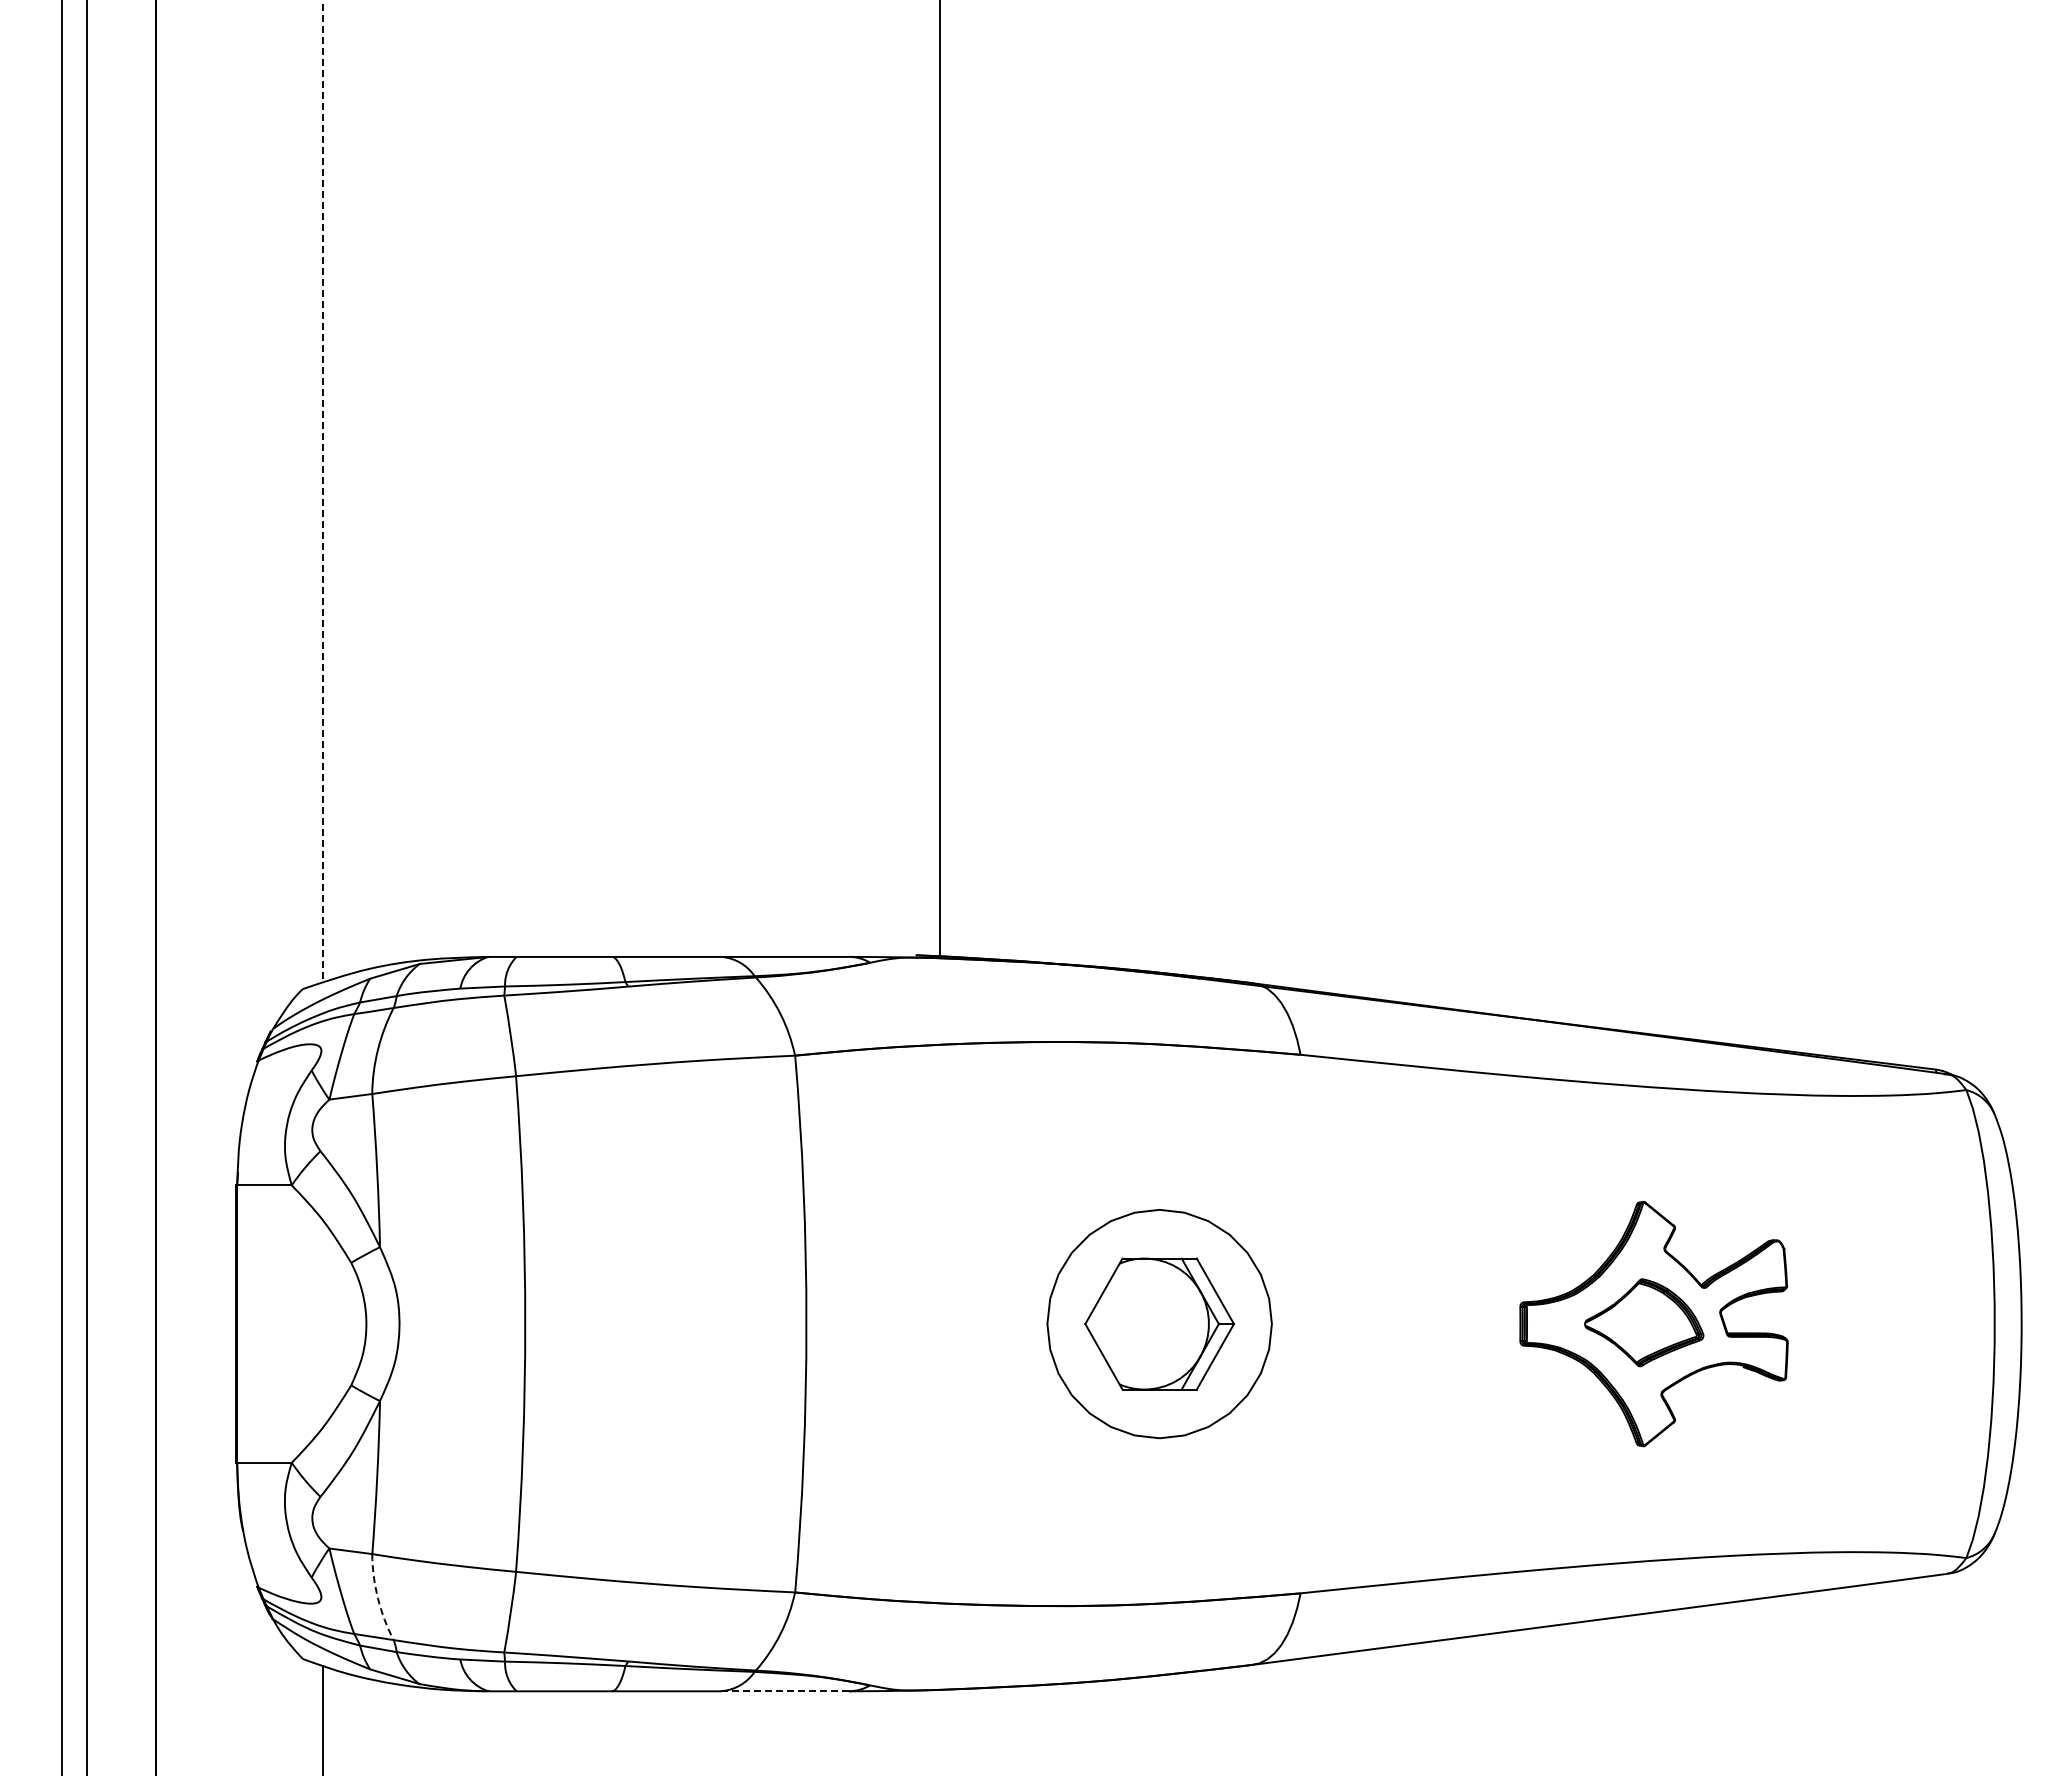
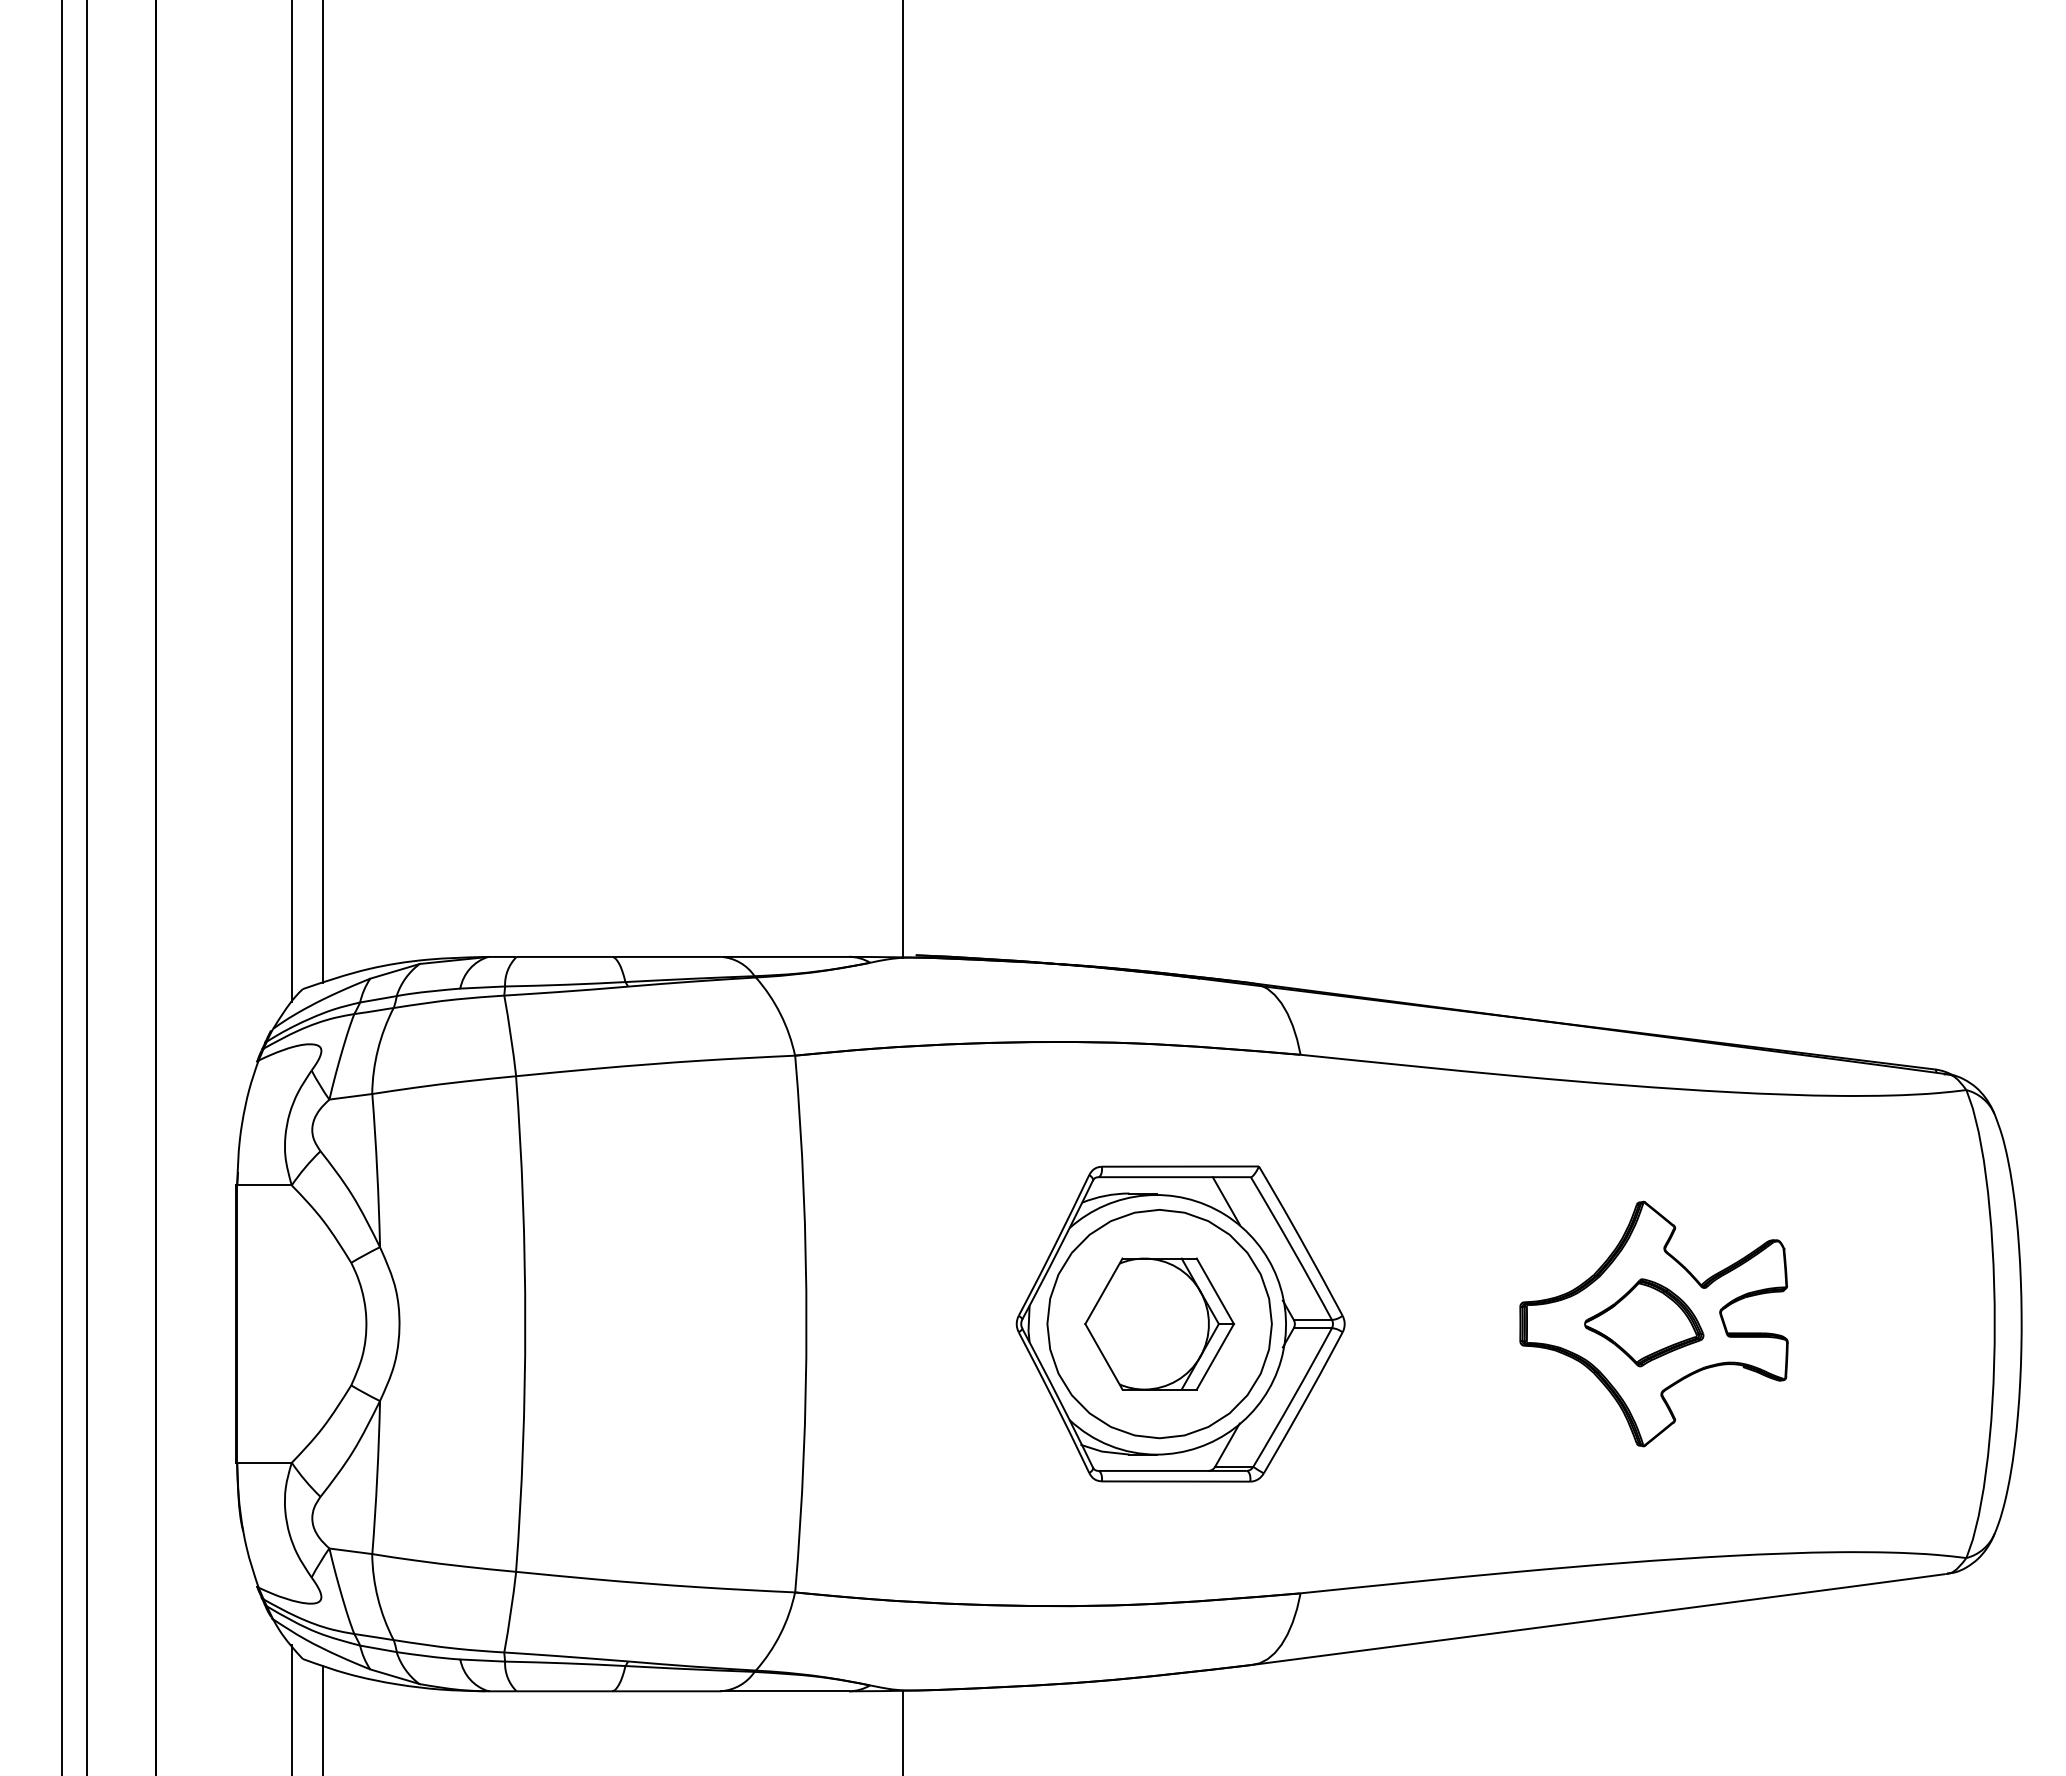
line position: (940, 479) -> (903, 479) (903, 479)
line: dashed -> solid (323, 491)
line: none -> present (291, 502)
part: none -> present (1180, 1323)
arc: dashed -> solid (377, 1598)
line: dashed -> solid (785, 1691)
line: none -> present (291, 1708)
line: none -> present (903, 1731)
